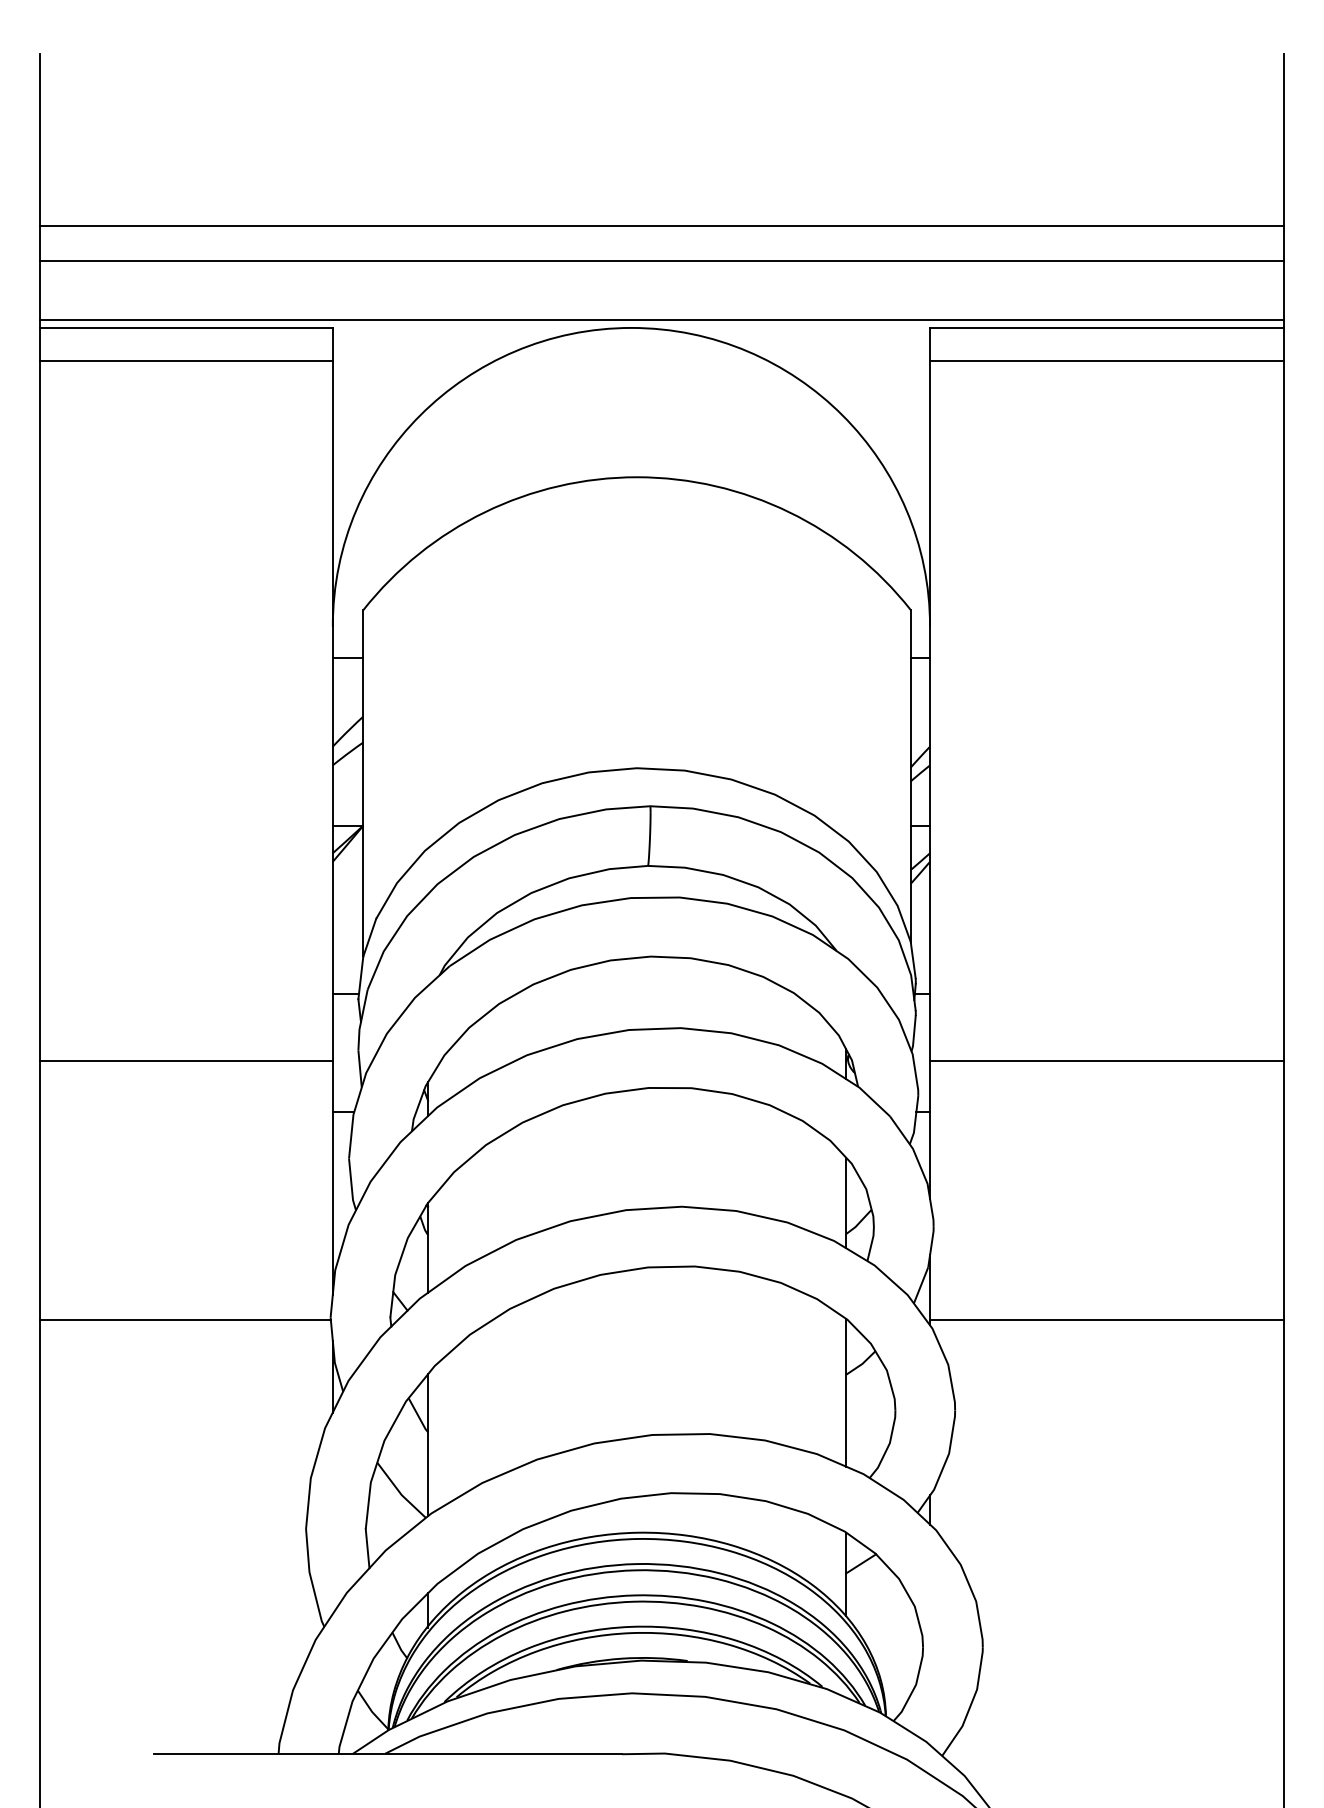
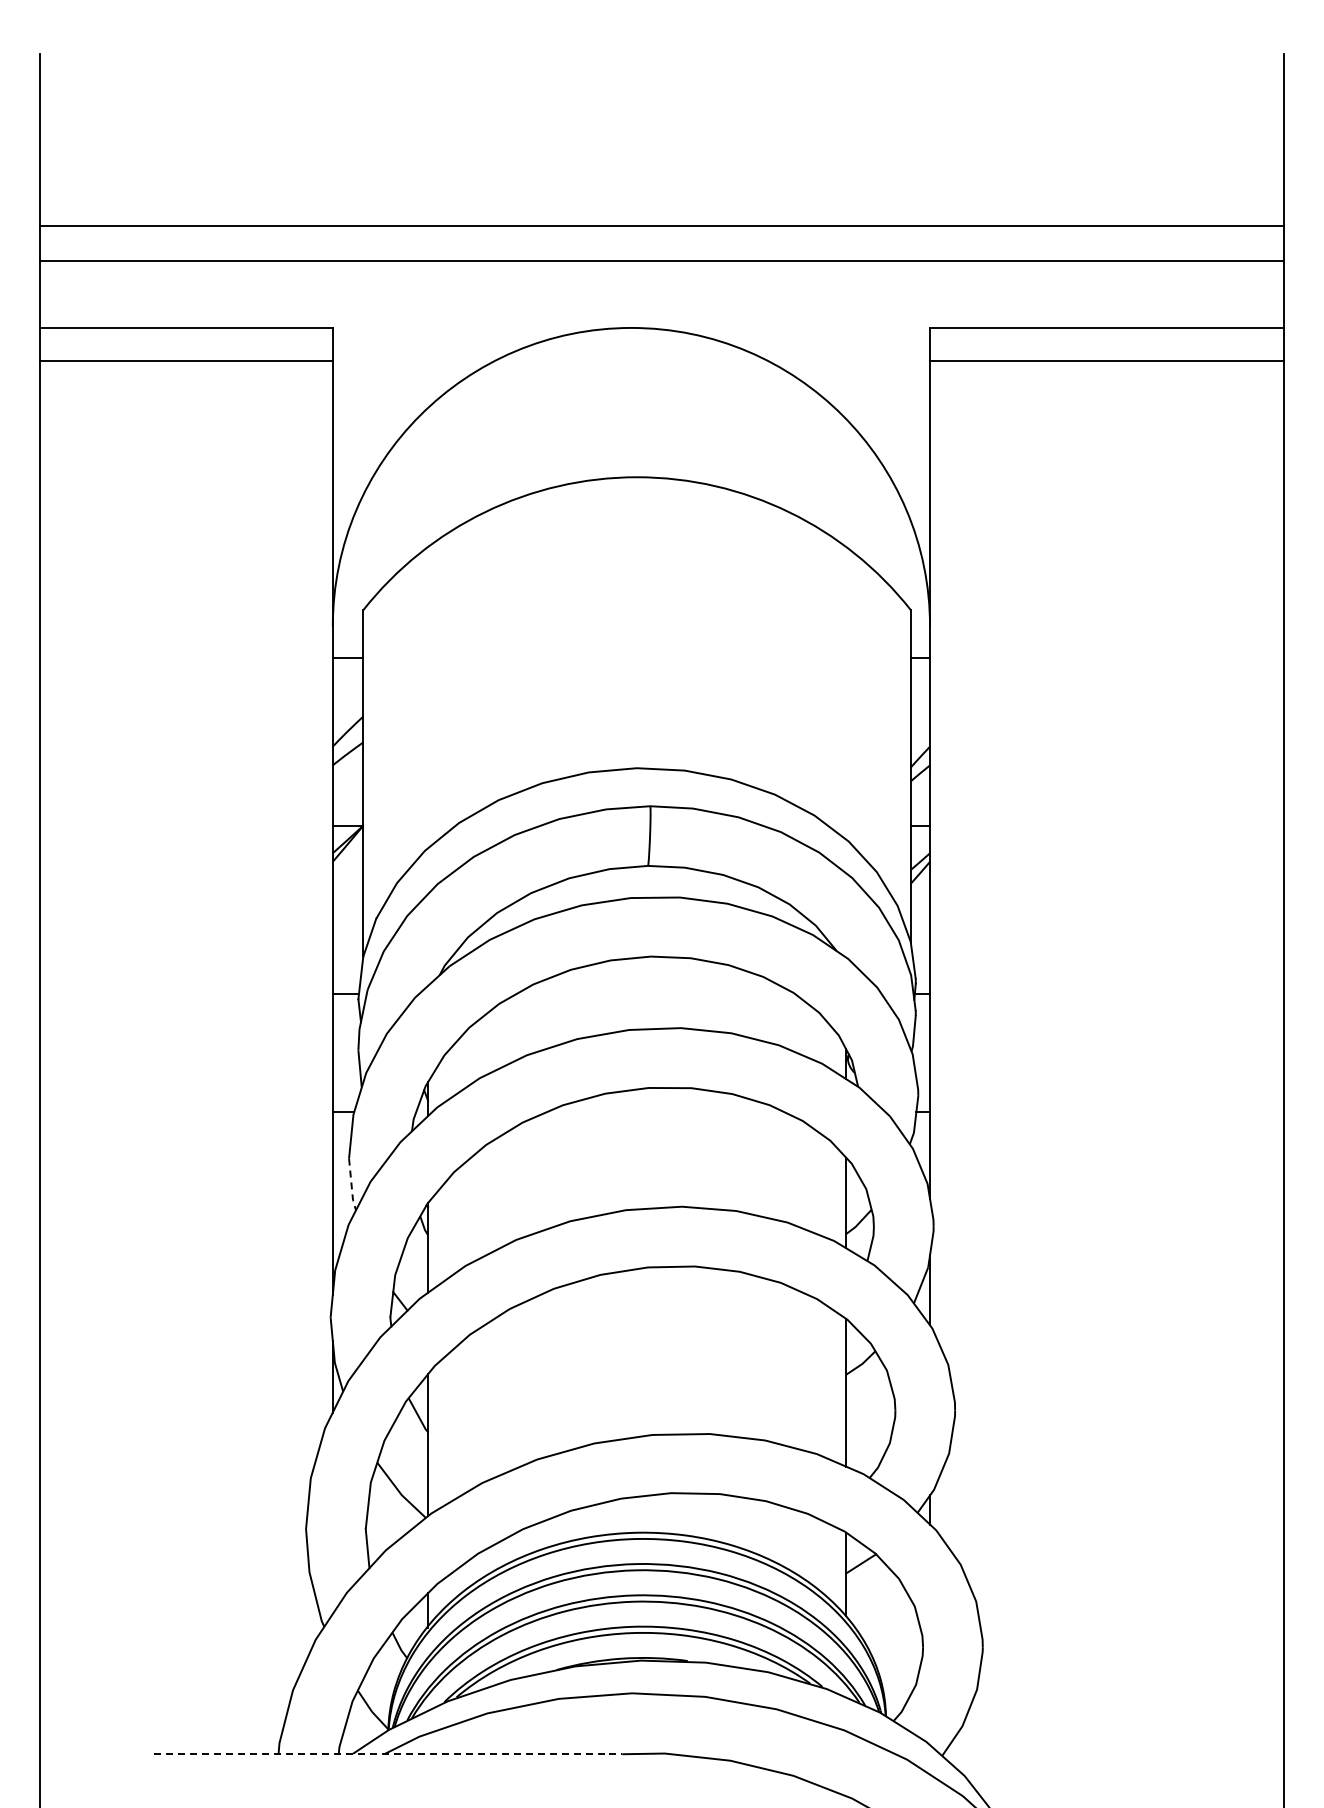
line: present -> none (661, 320)
line: present -> none (185, 1061)
line: present -> none (1107, 1061)
line: solid -> dashed (351, 1185)
line: present -> none (184, 1320)
line: present -> none (1107, 1320)
line: solid -> dashed (388, 1753)
